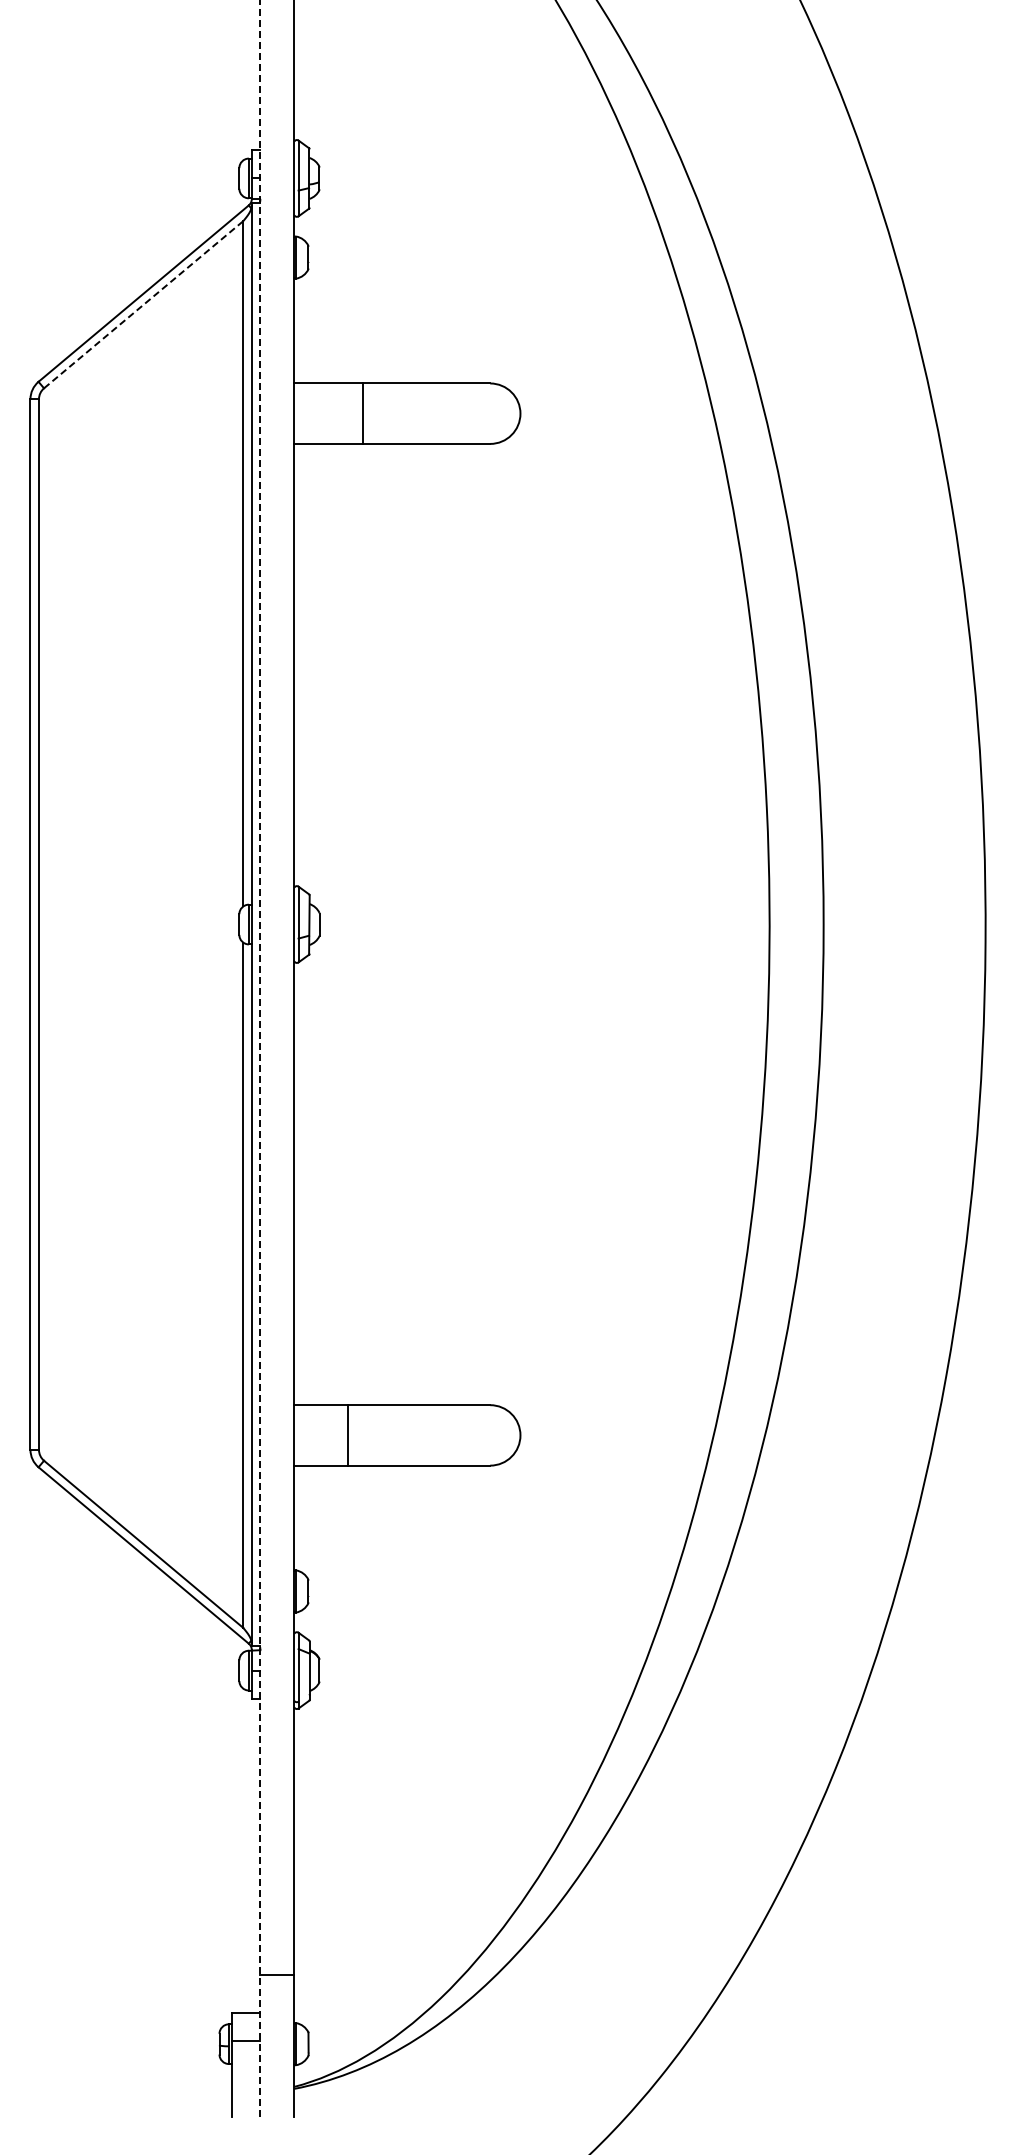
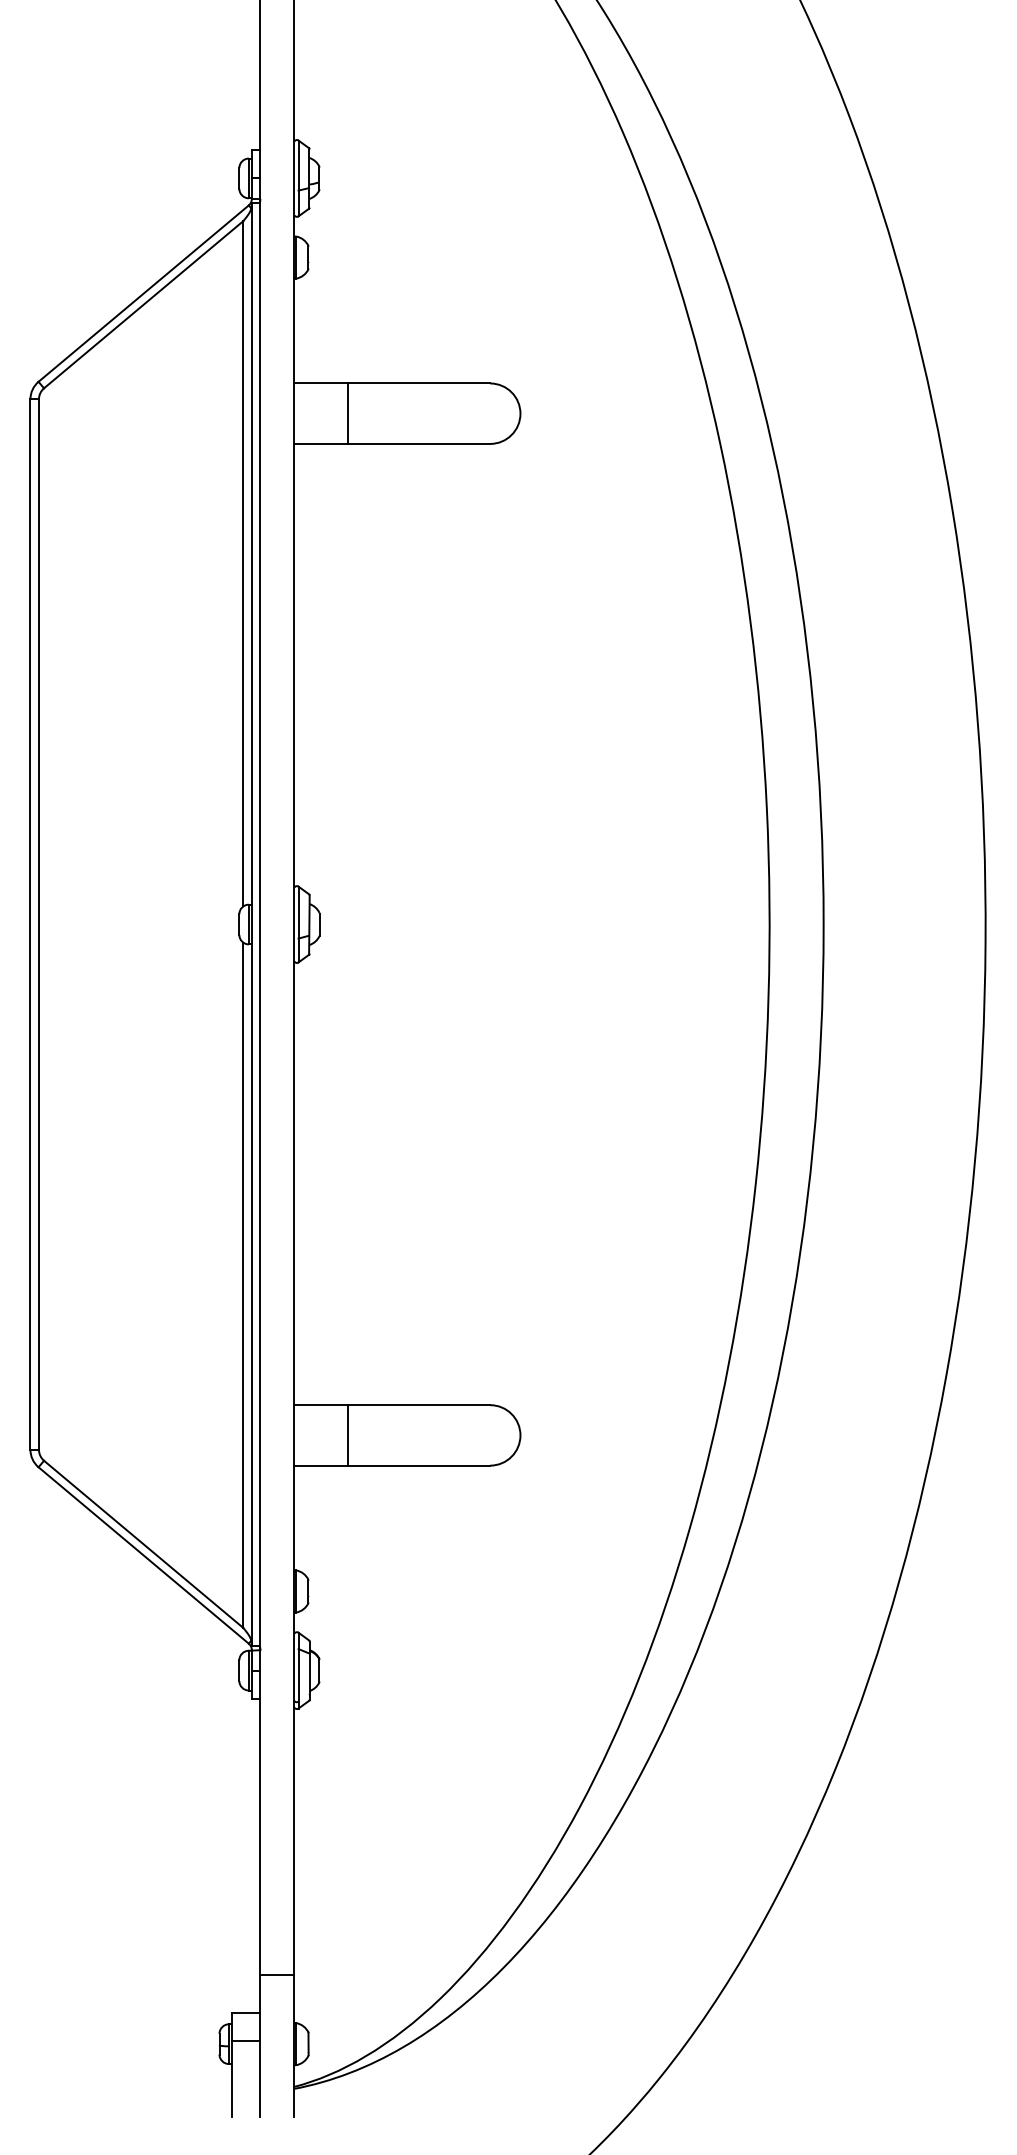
line: dashed -> solid (144, 304)
line position: (363, 413) -> (348, 413) (348, 413)
line: dashed -> solid (260, 1058)
